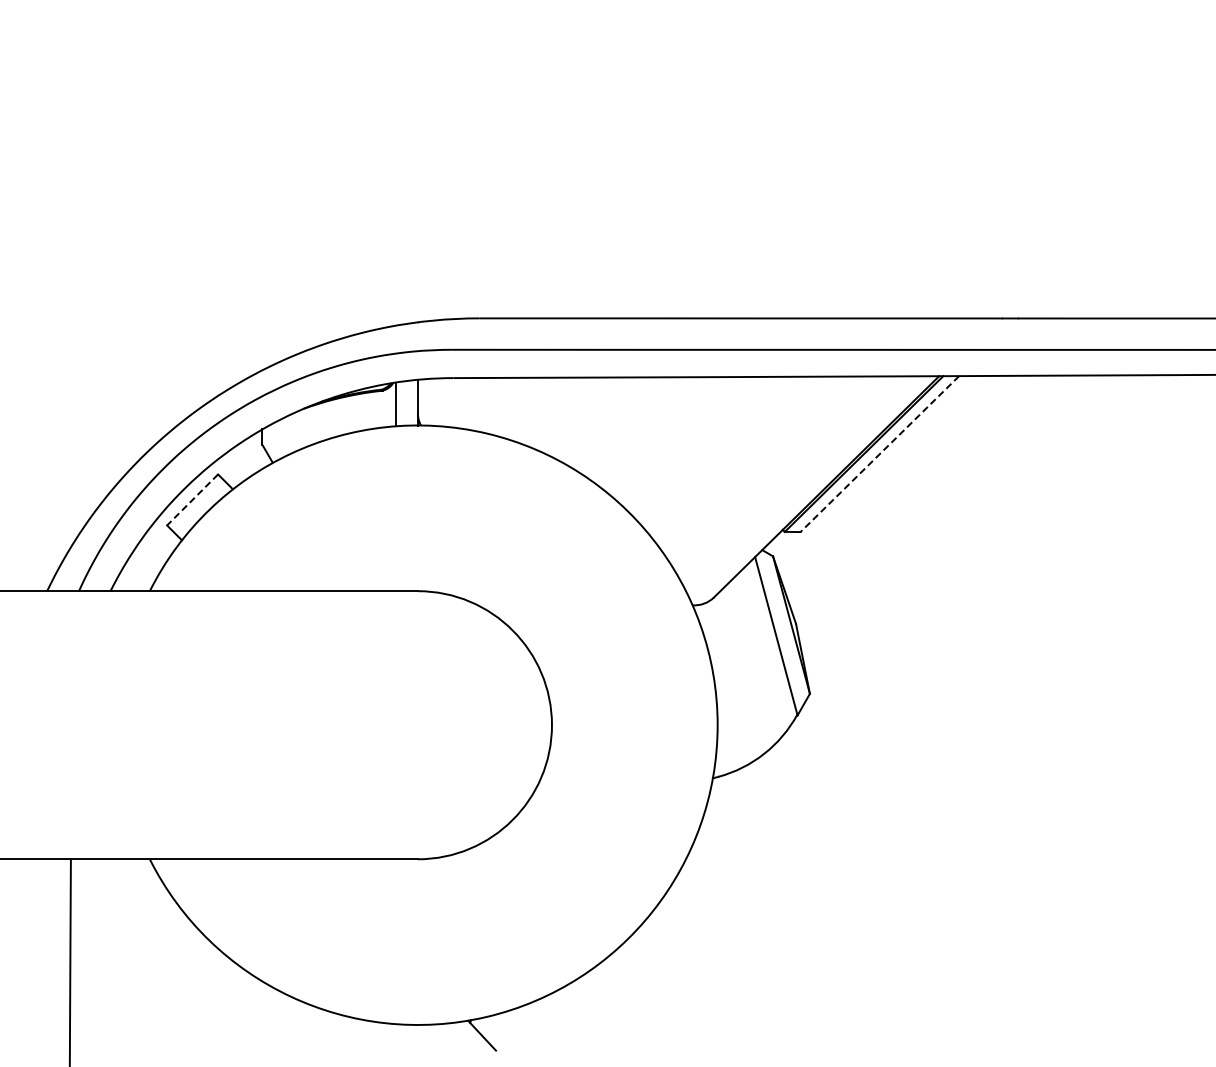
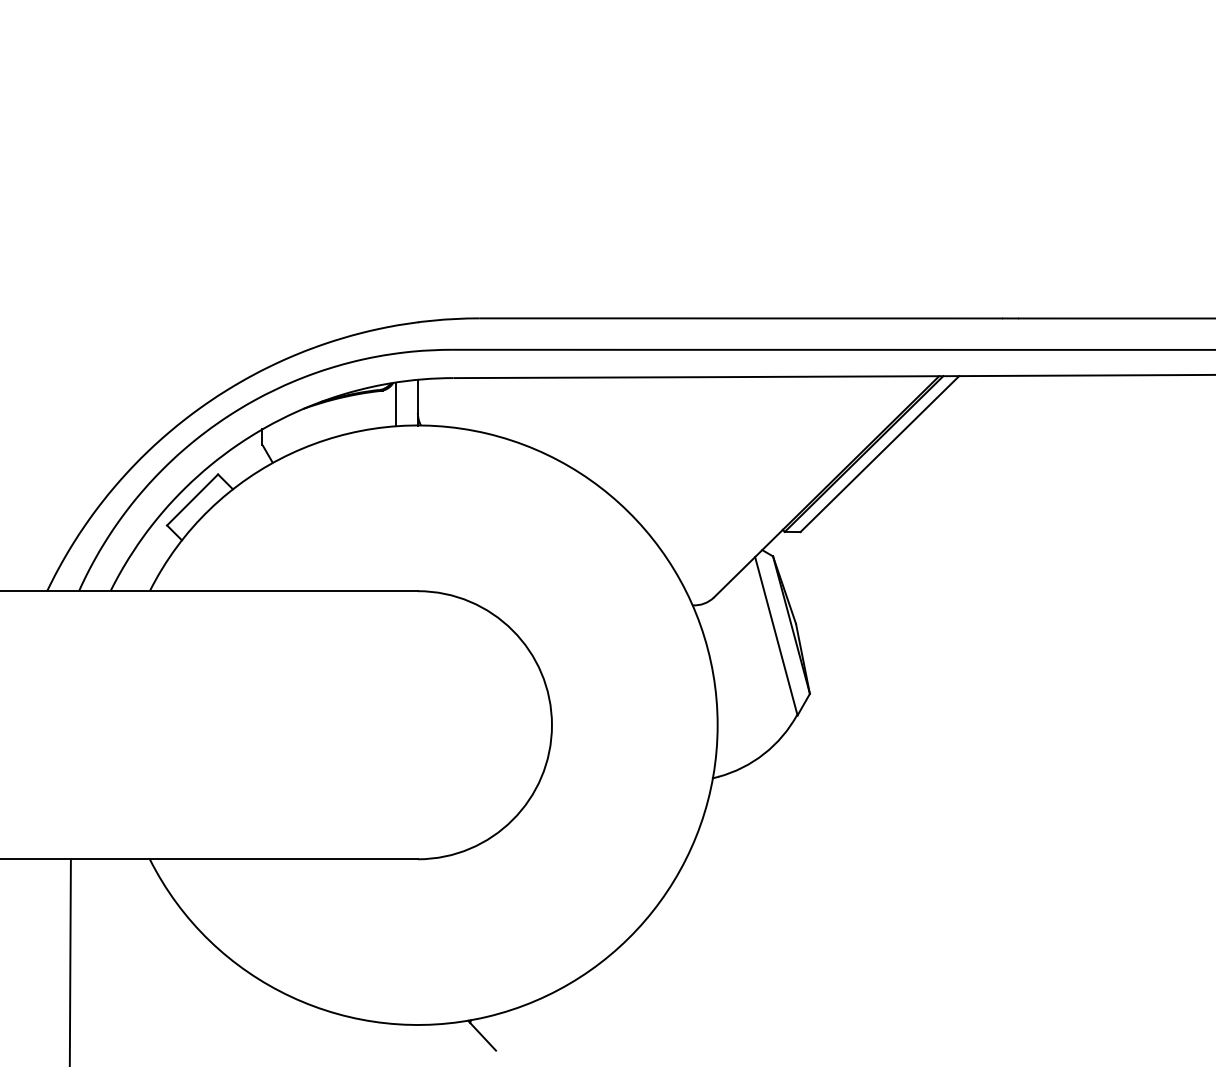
line: dashed -> solid (879, 454)
line: dashed -> solid (192, 500)
